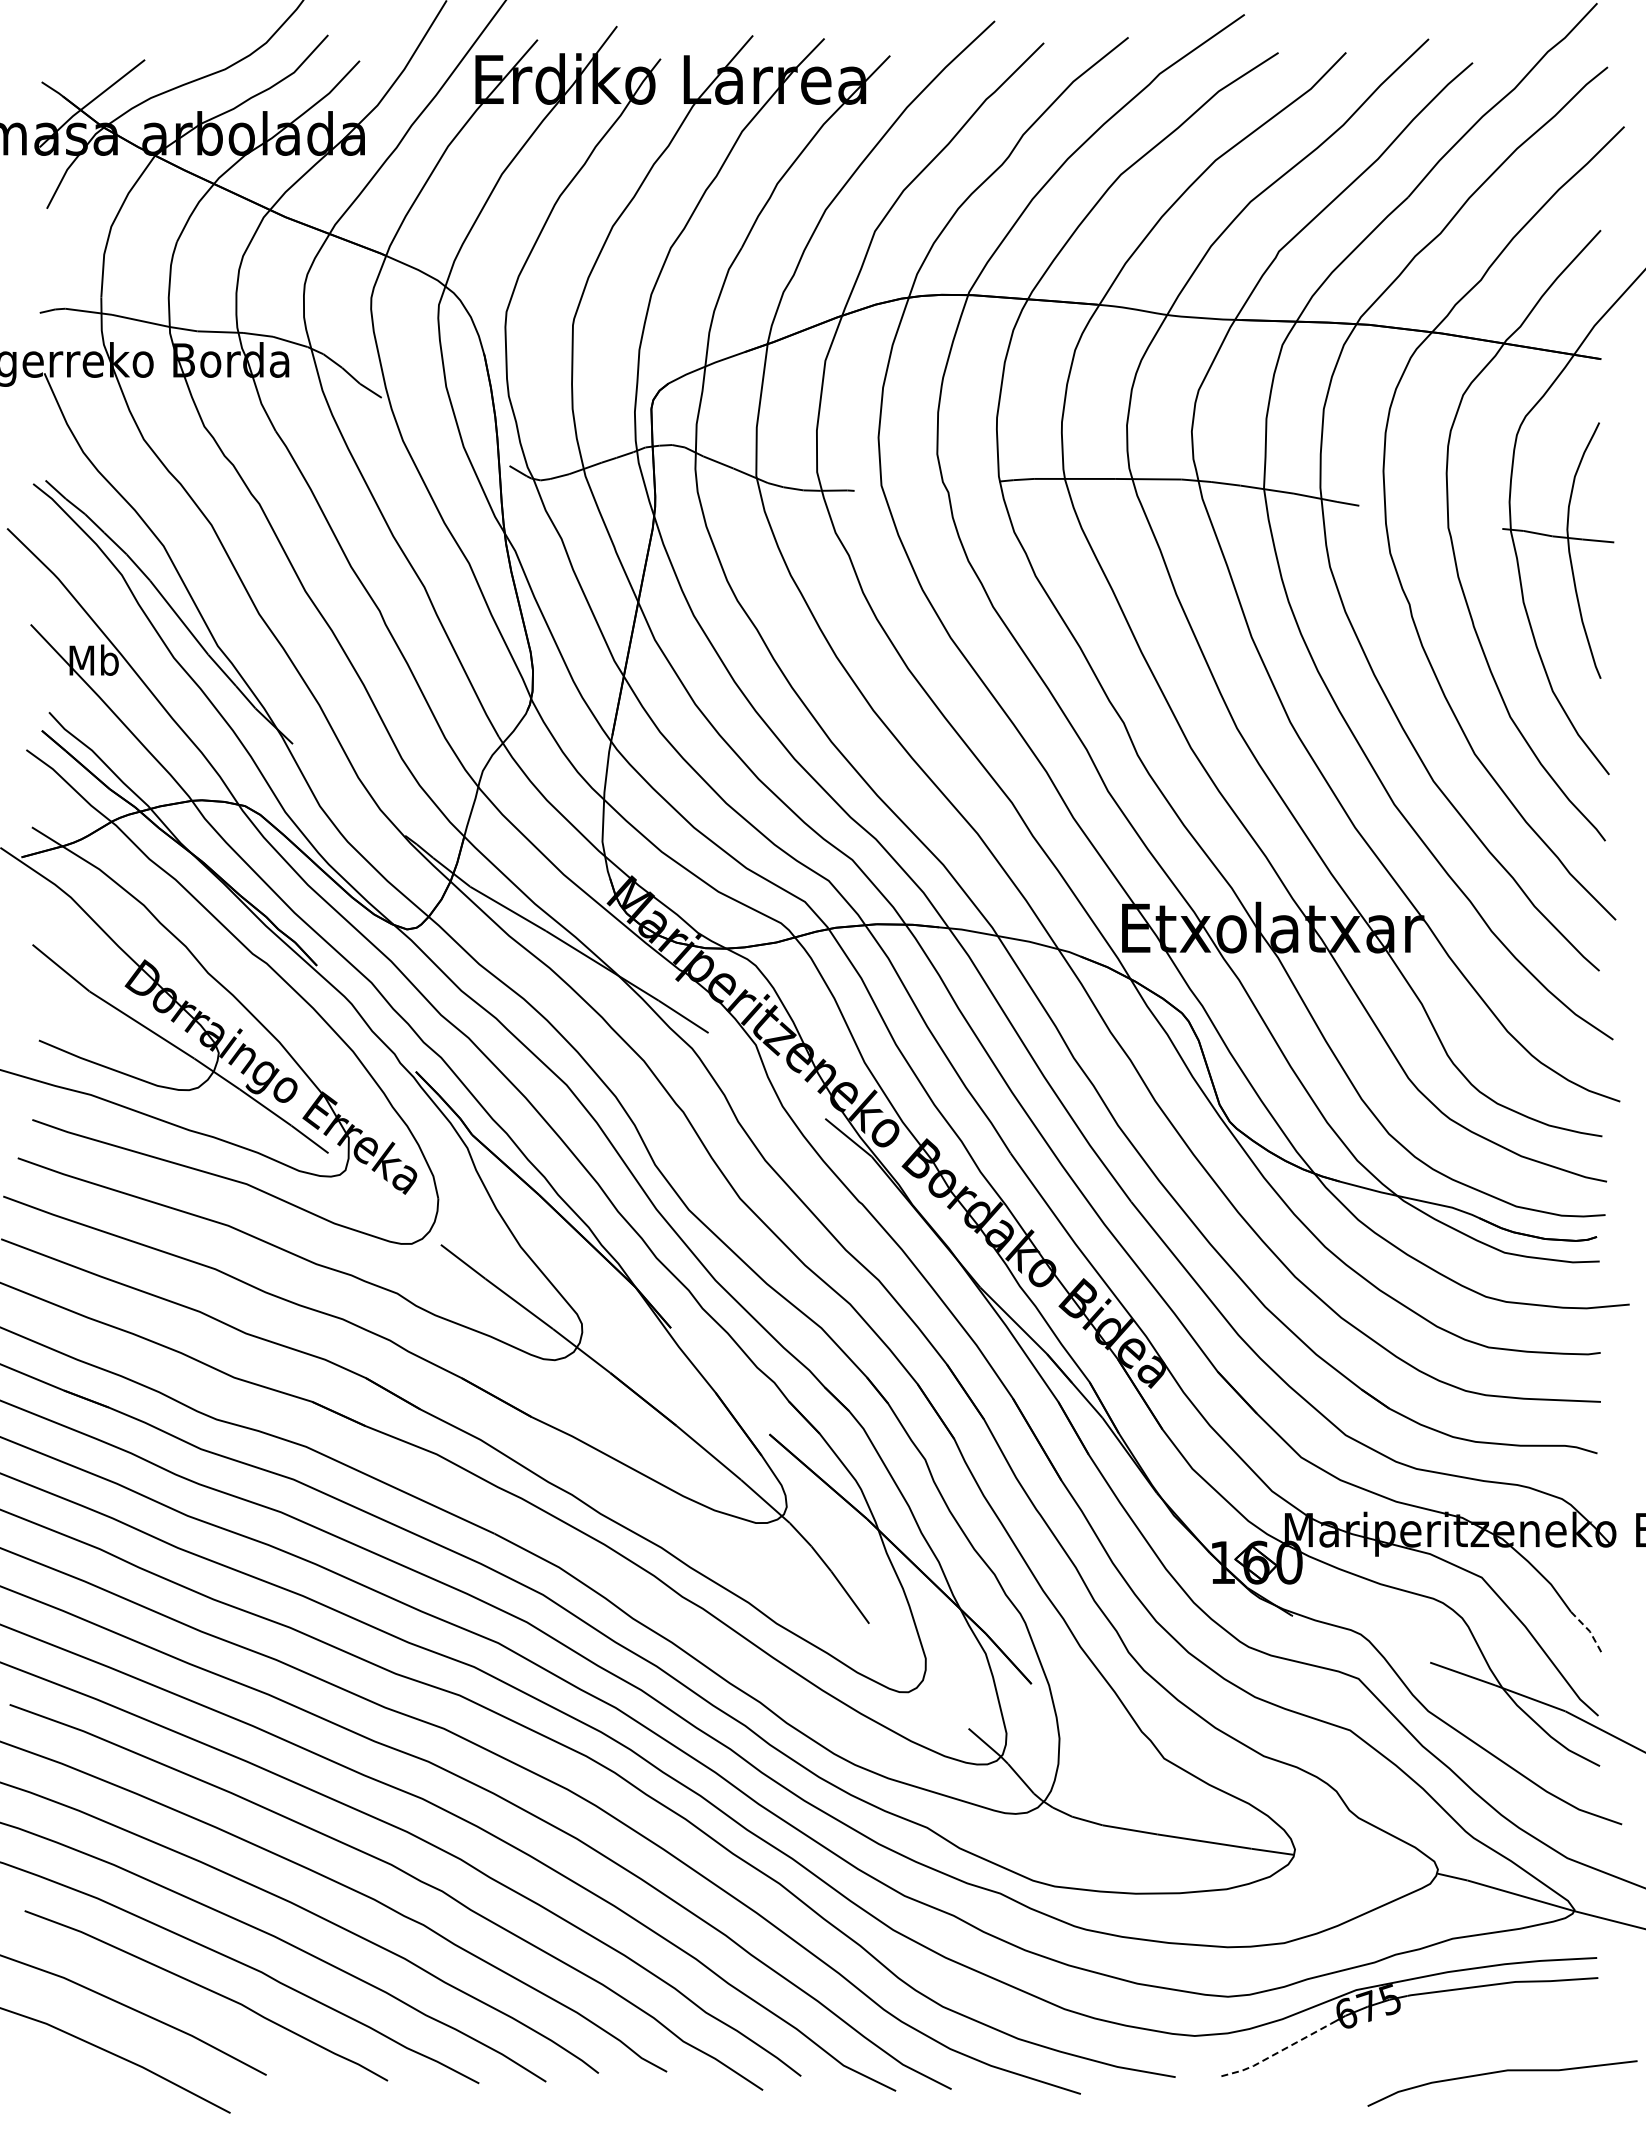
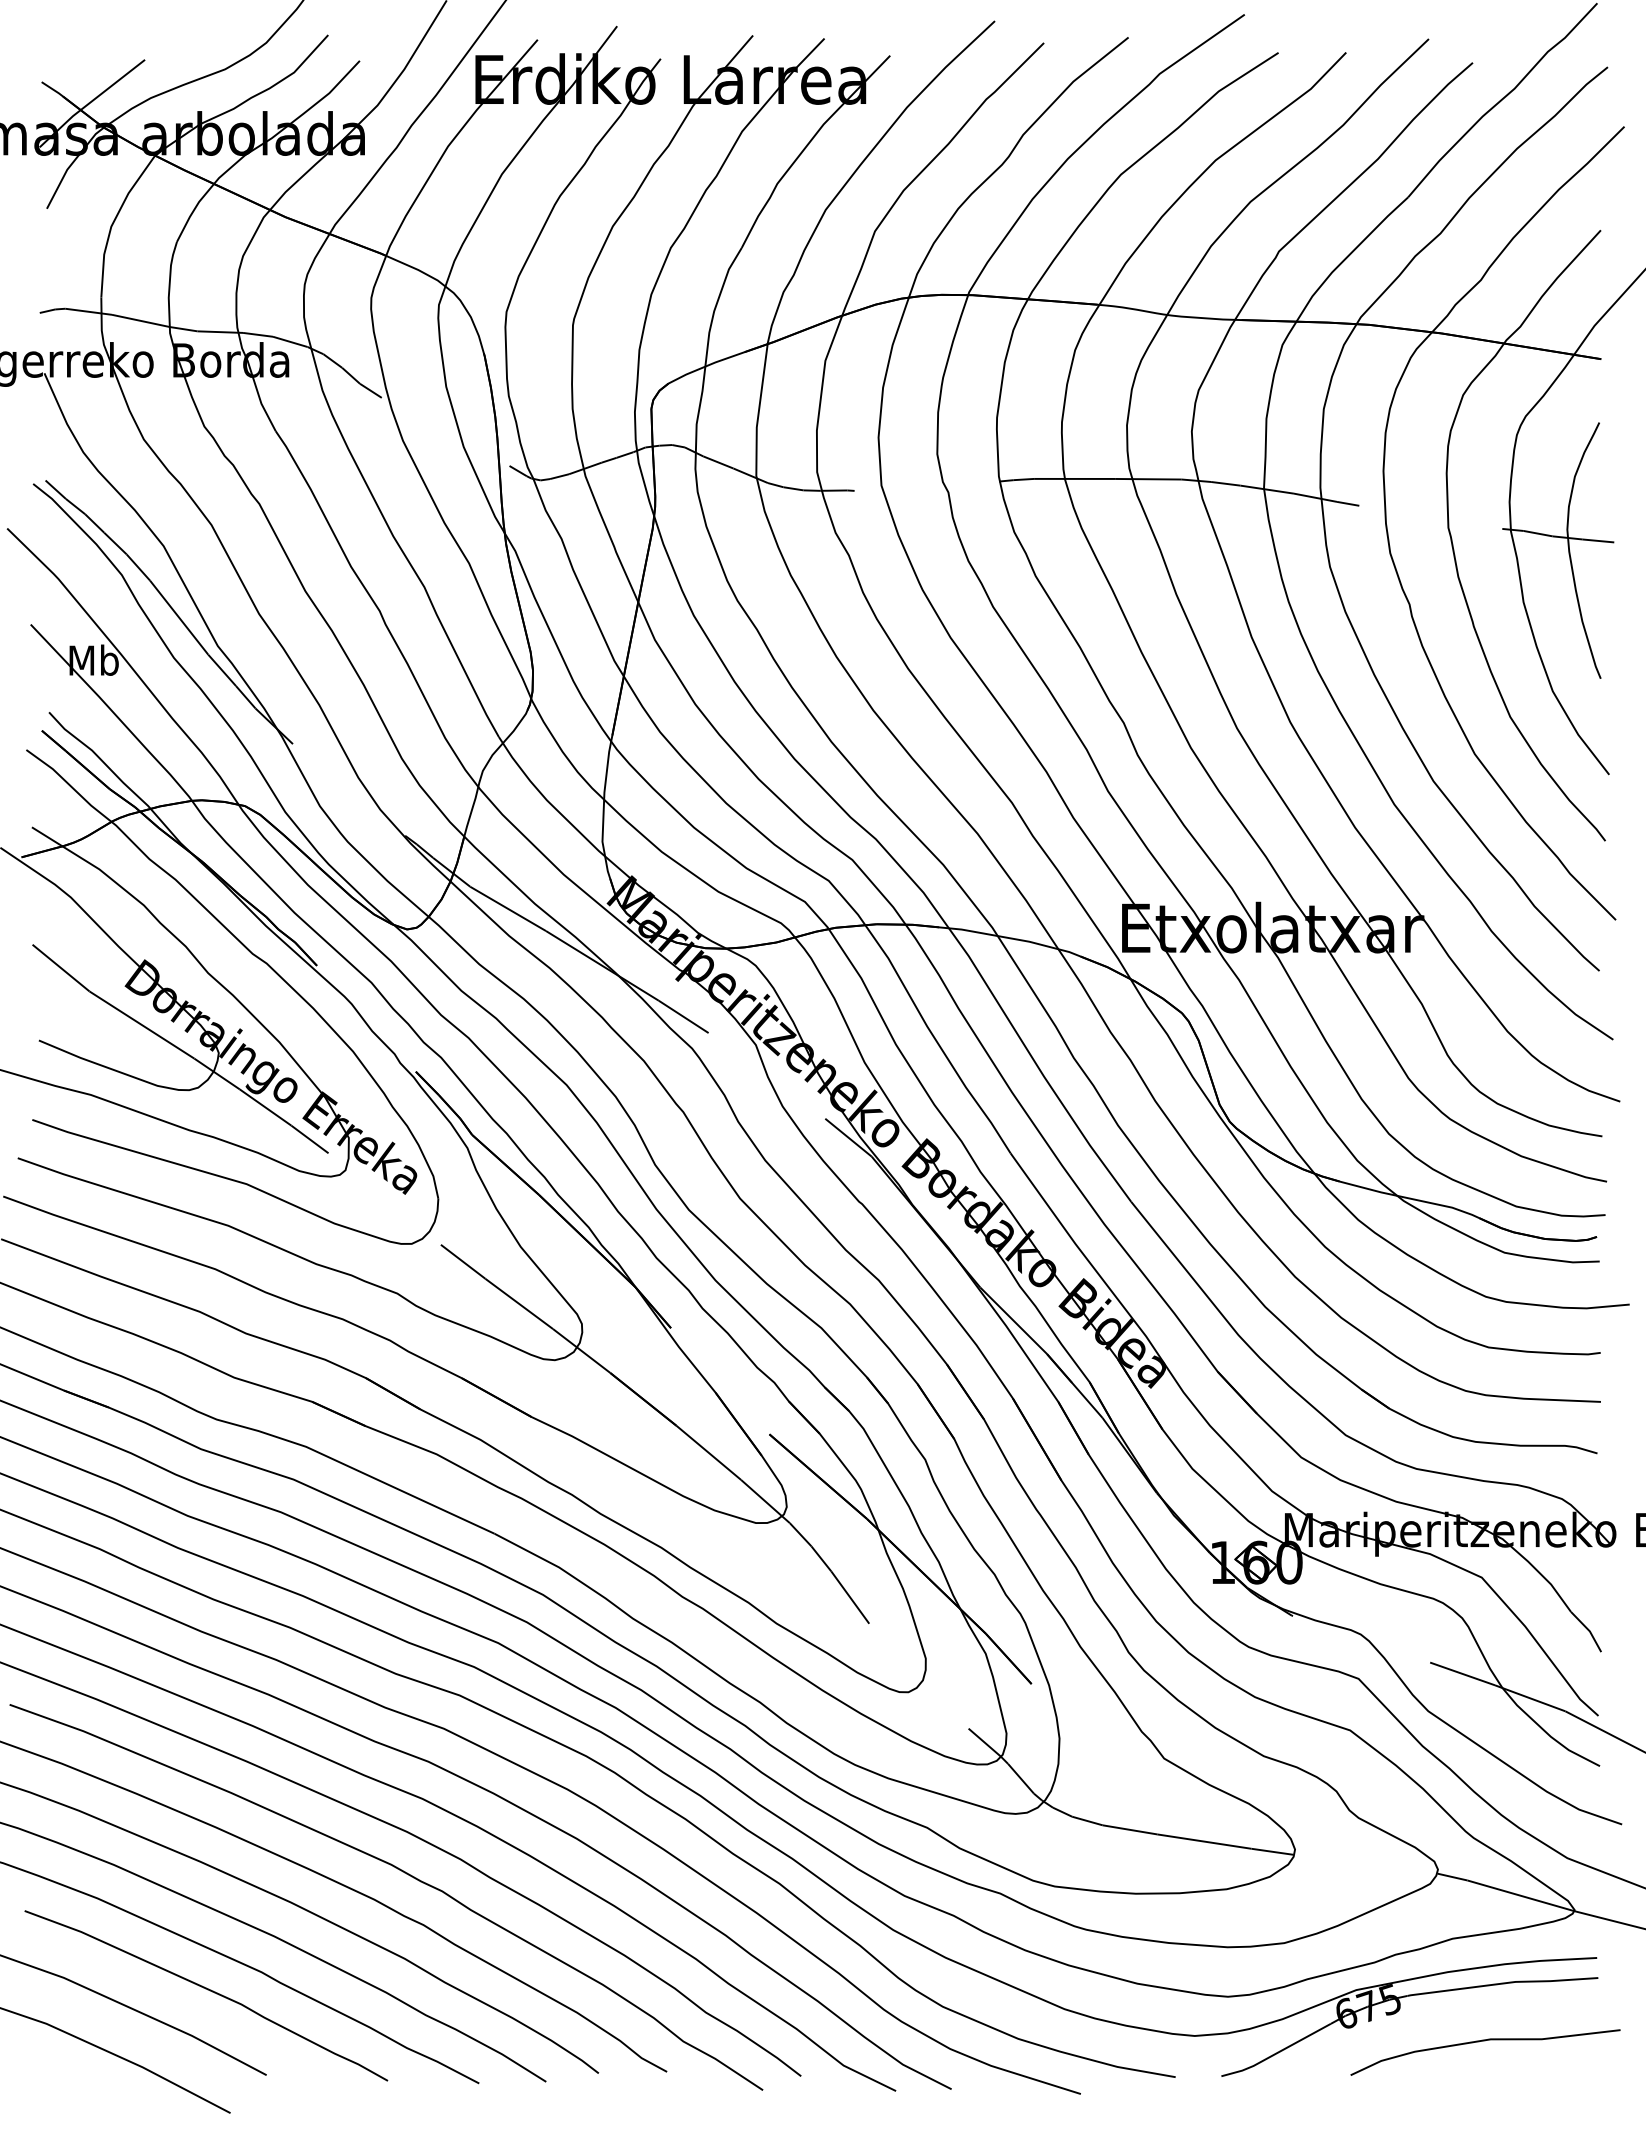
line: dashed -> solid (1588, 1630)
line: dashed -> solid (1276, 2053)
curve position: (1502, 2072) -> (1485, 2041) (1485, 2041)
